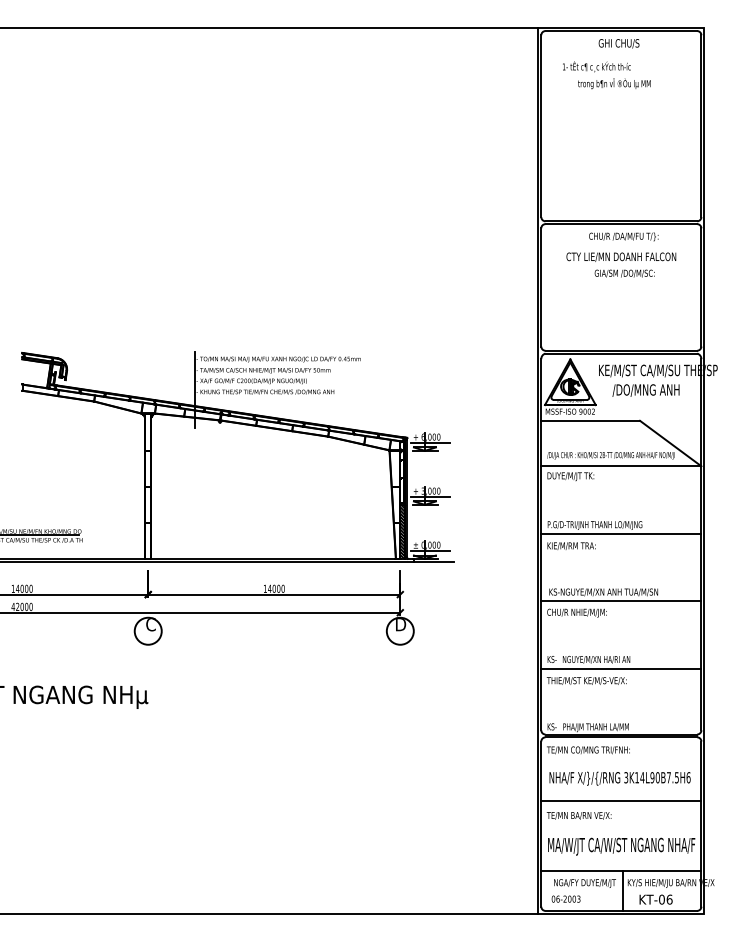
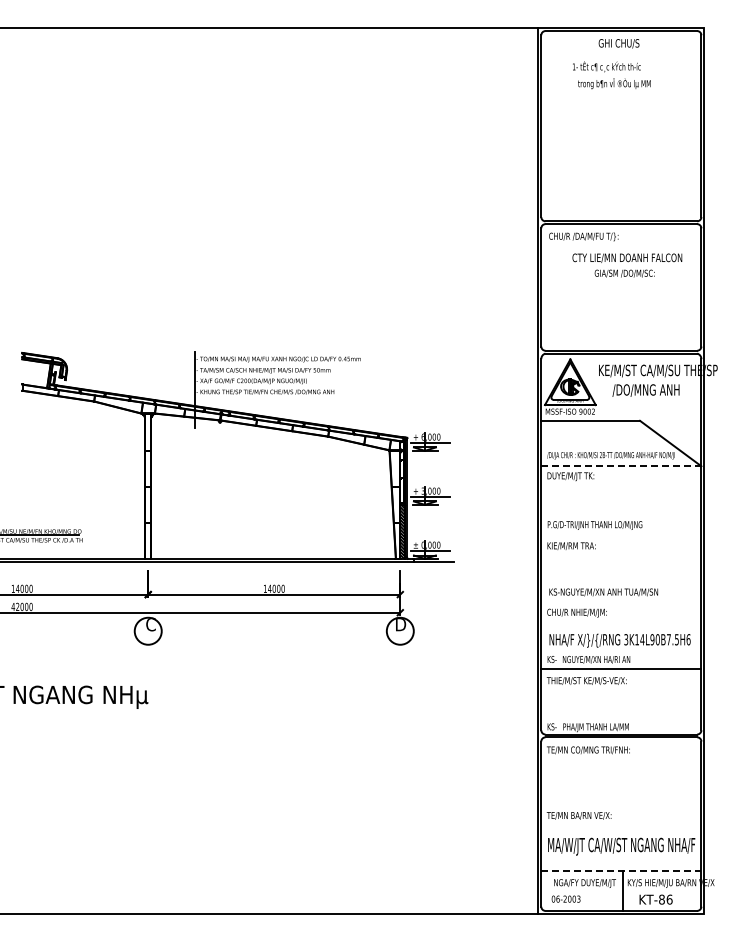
text position: (596, 66) -> (606, 66) (606, 66)
text position: (623, 236) -> (583, 236) (583, 236)
text position: (621, 256) -> (627, 257) (627, 257)
line: solid -> dashed (621, 466)
line: present -> none (621, 533)
line: present -> none (621, 601)
text position: (619, 778) -> (619, 640) (619, 640)
line: present -> none (621, 800)
line: solid -> dashed (621, 871)
text: KT-06 -> KT-86 (661, 899)
